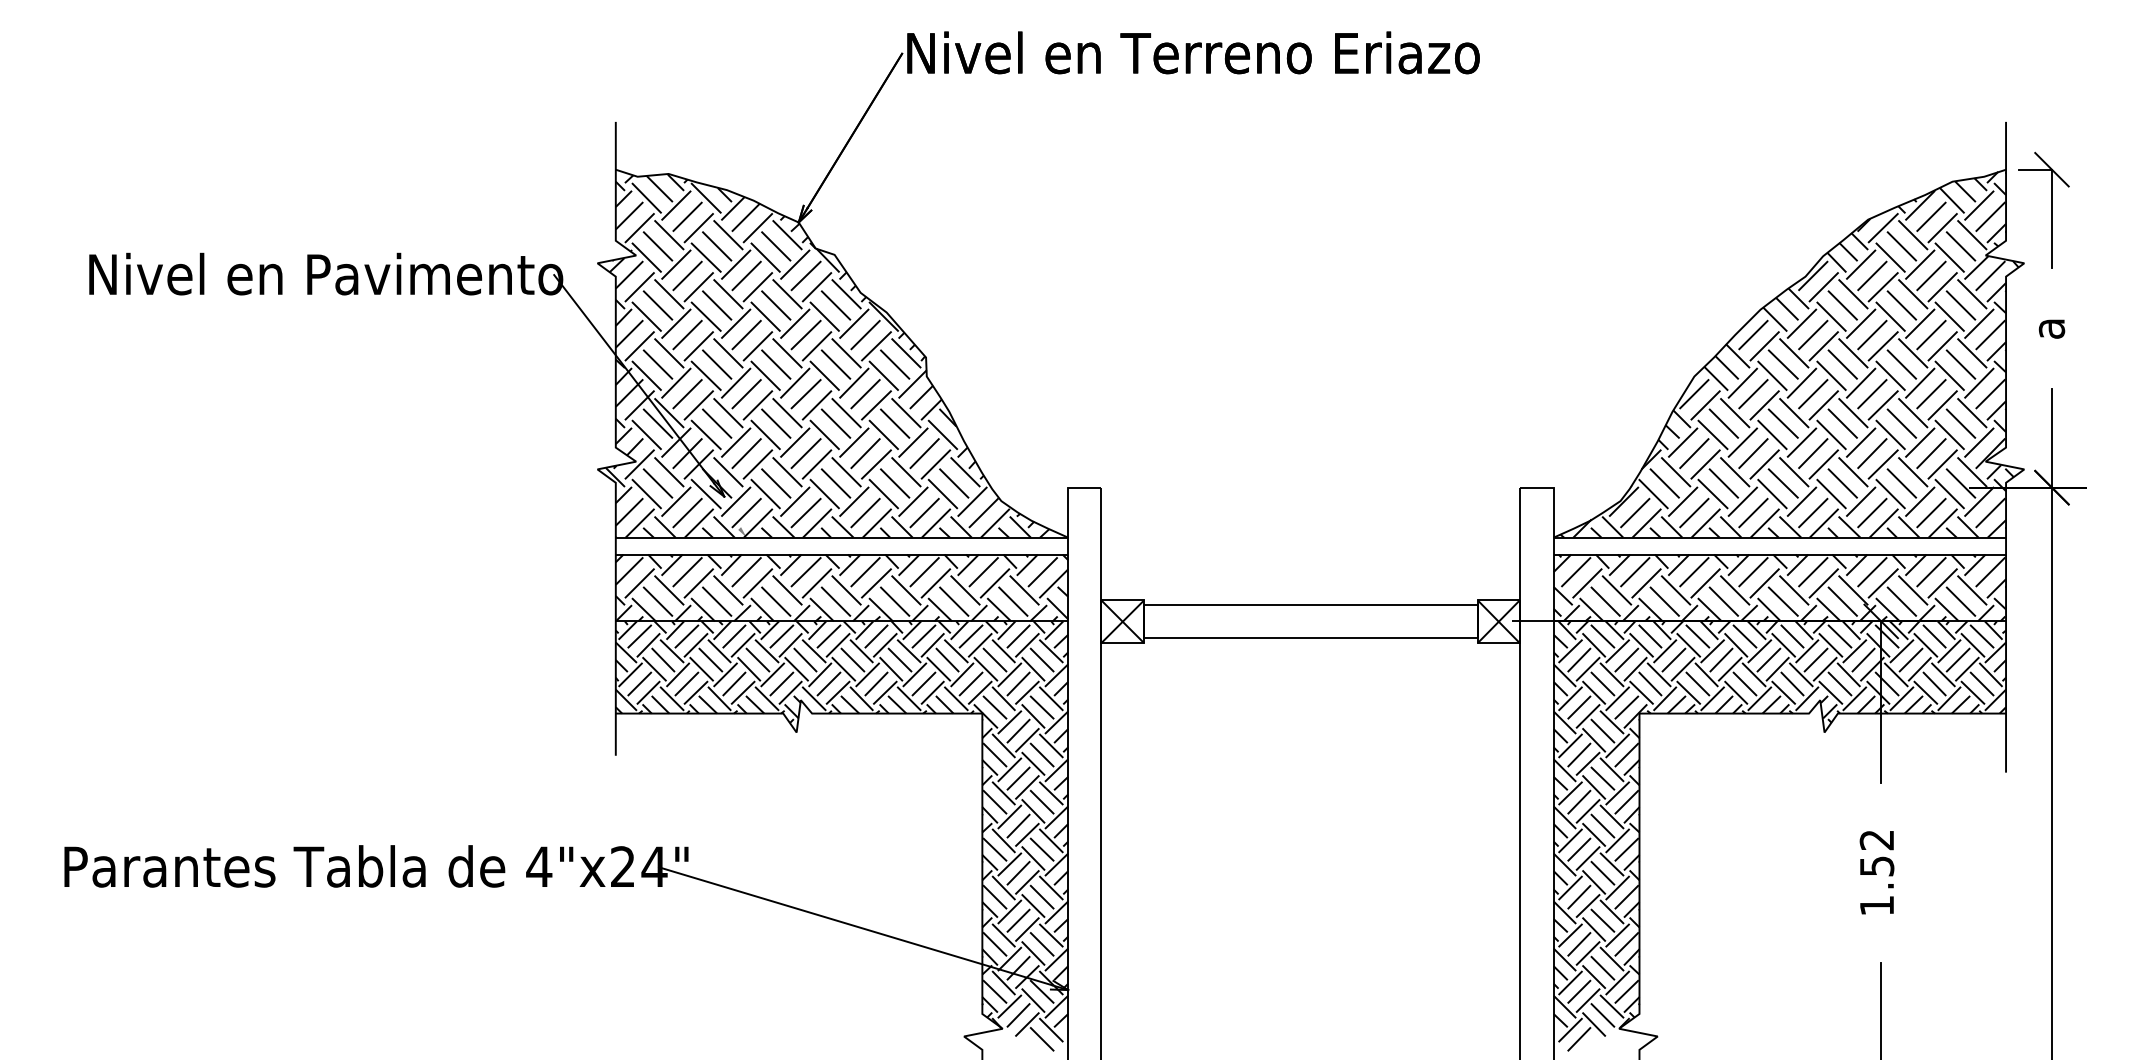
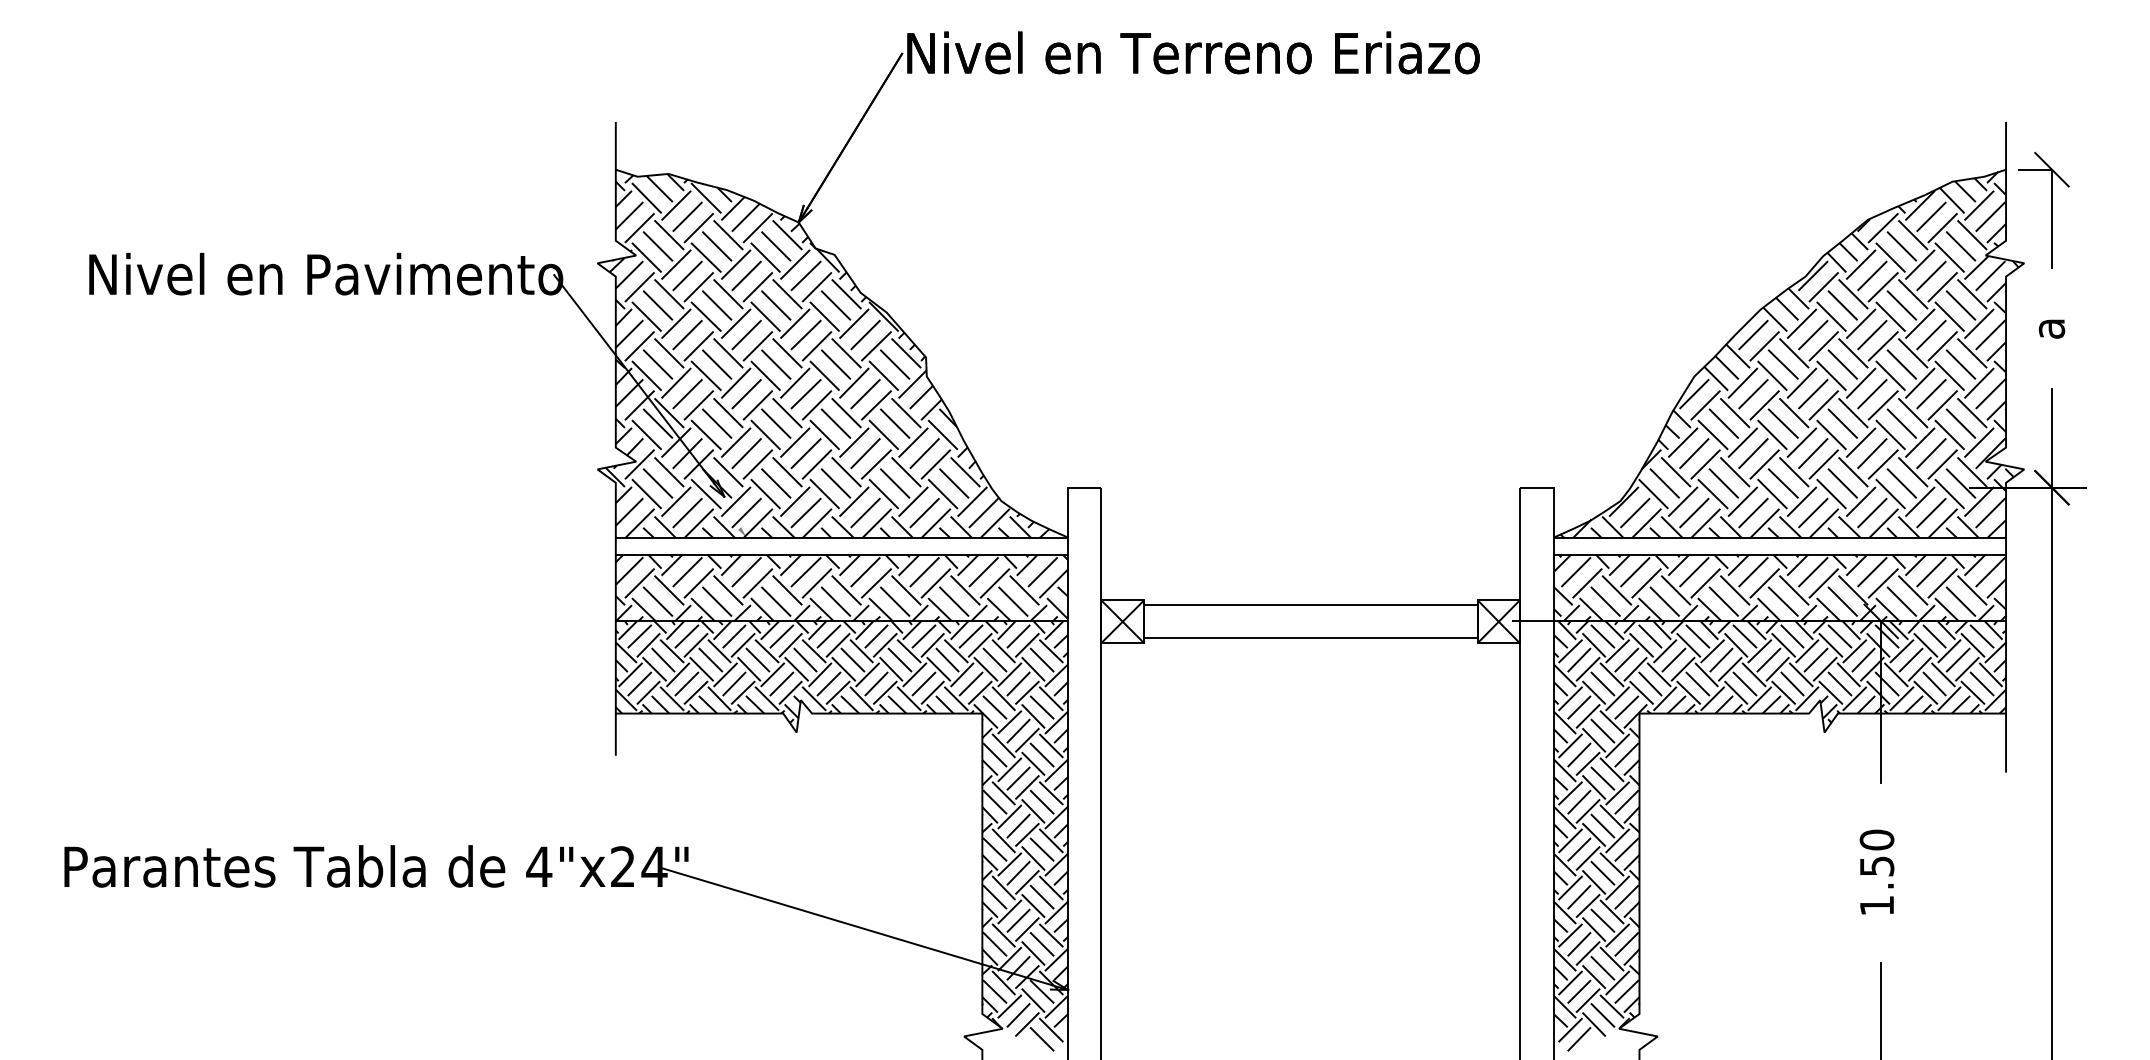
text: 1.52 -> 1.50 (1876, 839)
